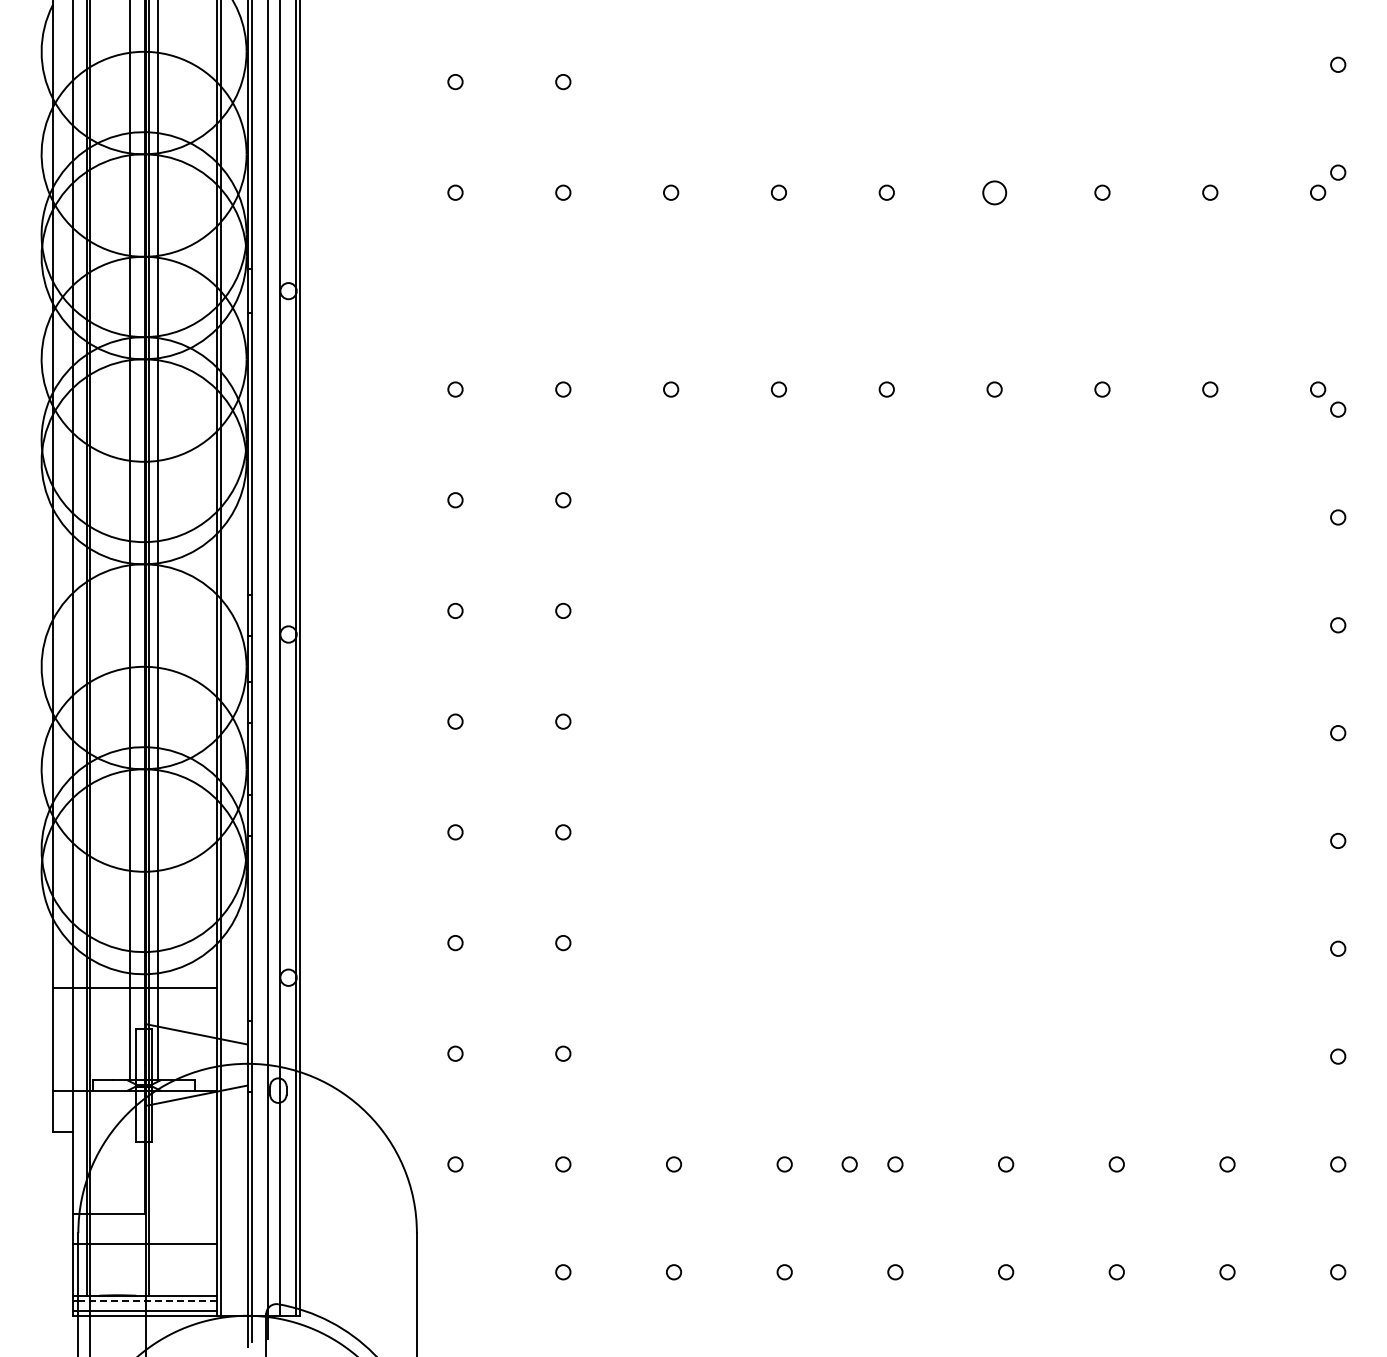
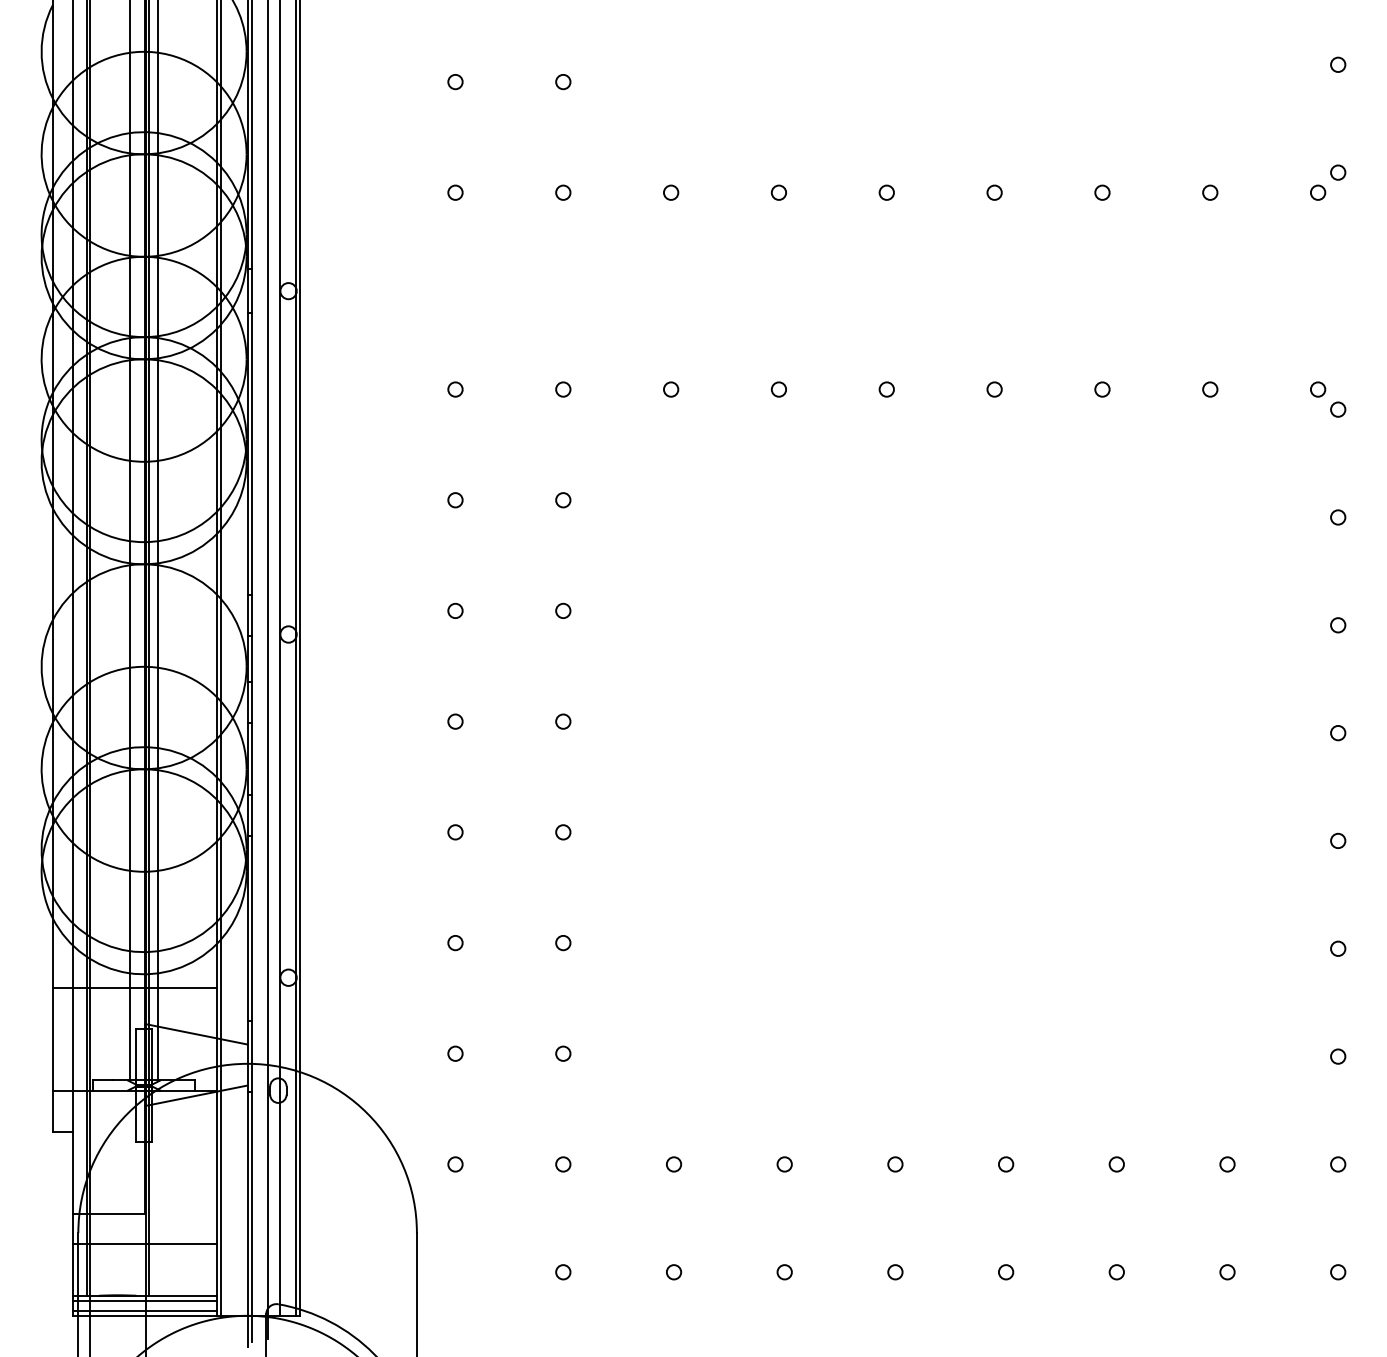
circle size: 26x26 px -> 17x17 px (994, 192)
circle: present -> none (849, 1164)
line: dashed -> solid (148, 1300)
